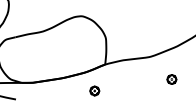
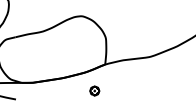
part: present -> none (171, 79)
